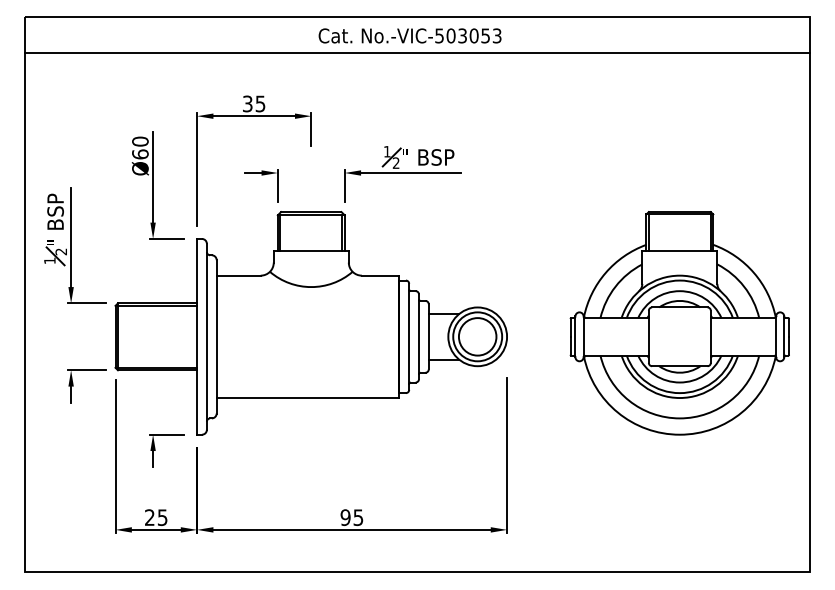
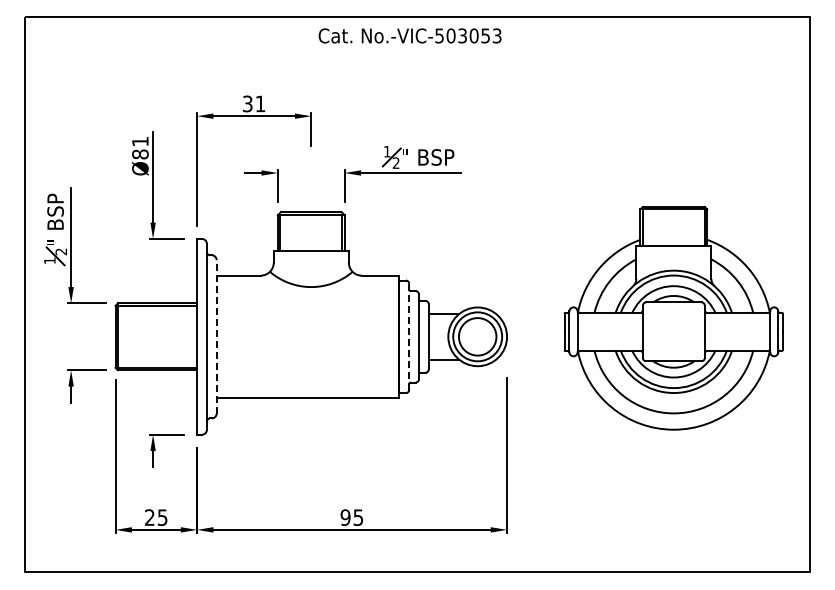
line: present -> none (417, 53)
text: 35 -> 31 (260, 103)
text: Ø60 -> Ø81 (140, 147)
part position: (679, 323) -> (673, 318) (673, 318)
line: solid -> dashed (409, 334)
line: solid -> dashed (216, 336)
